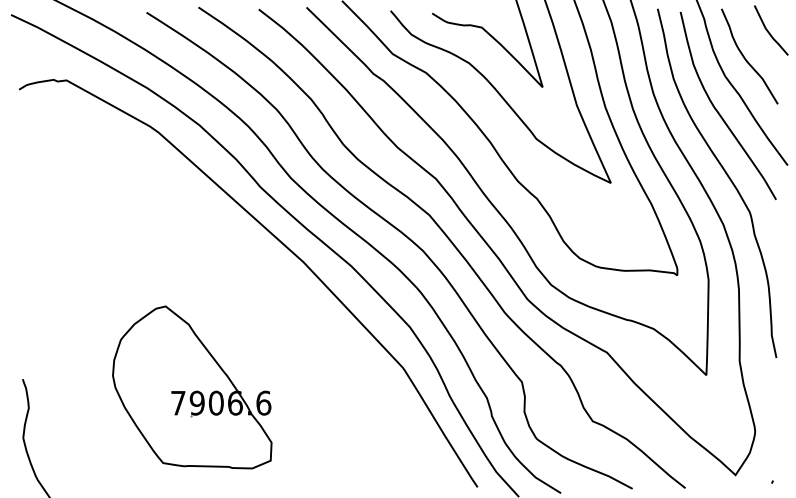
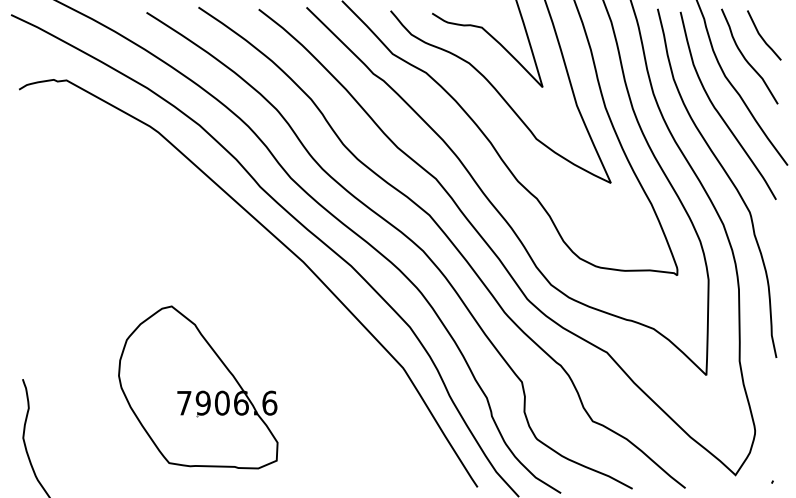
curve position: (769, 31) -> (762, 36) (762, 36)
part position: (192, 387) -> (198, 387) (198, 387)
